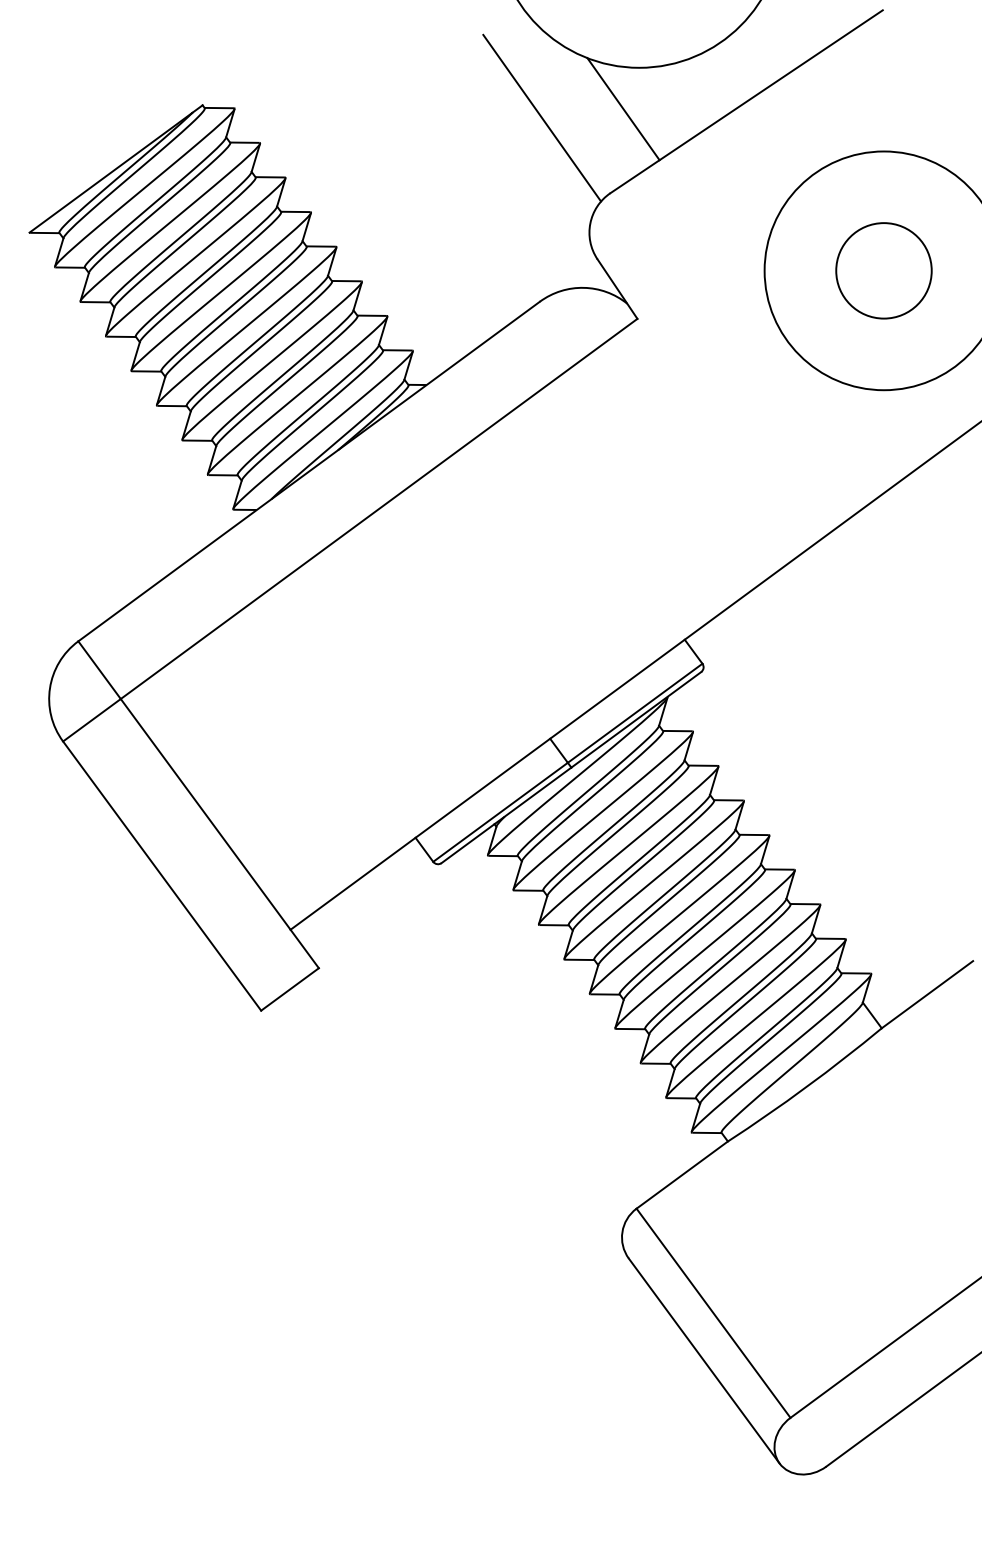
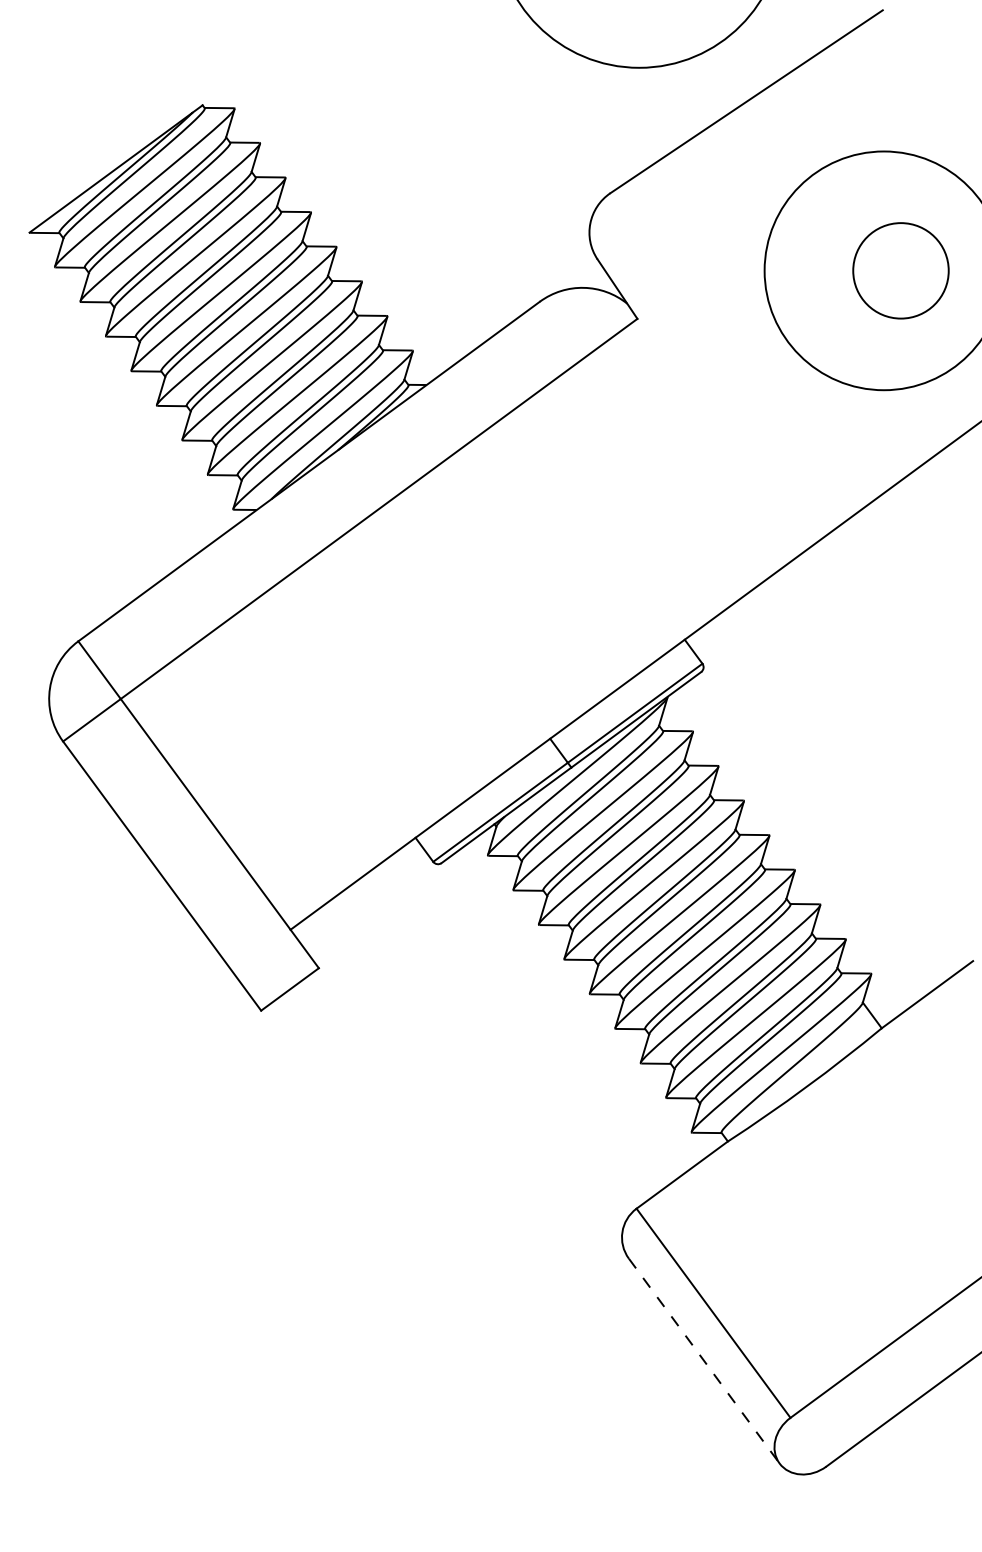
line: present -> none (623, 109)
line: present -> none (542, 117)
circle position: (883, 270) -> (900, 270) (900, 270)
line: solid -> dashed (704, 1361)
